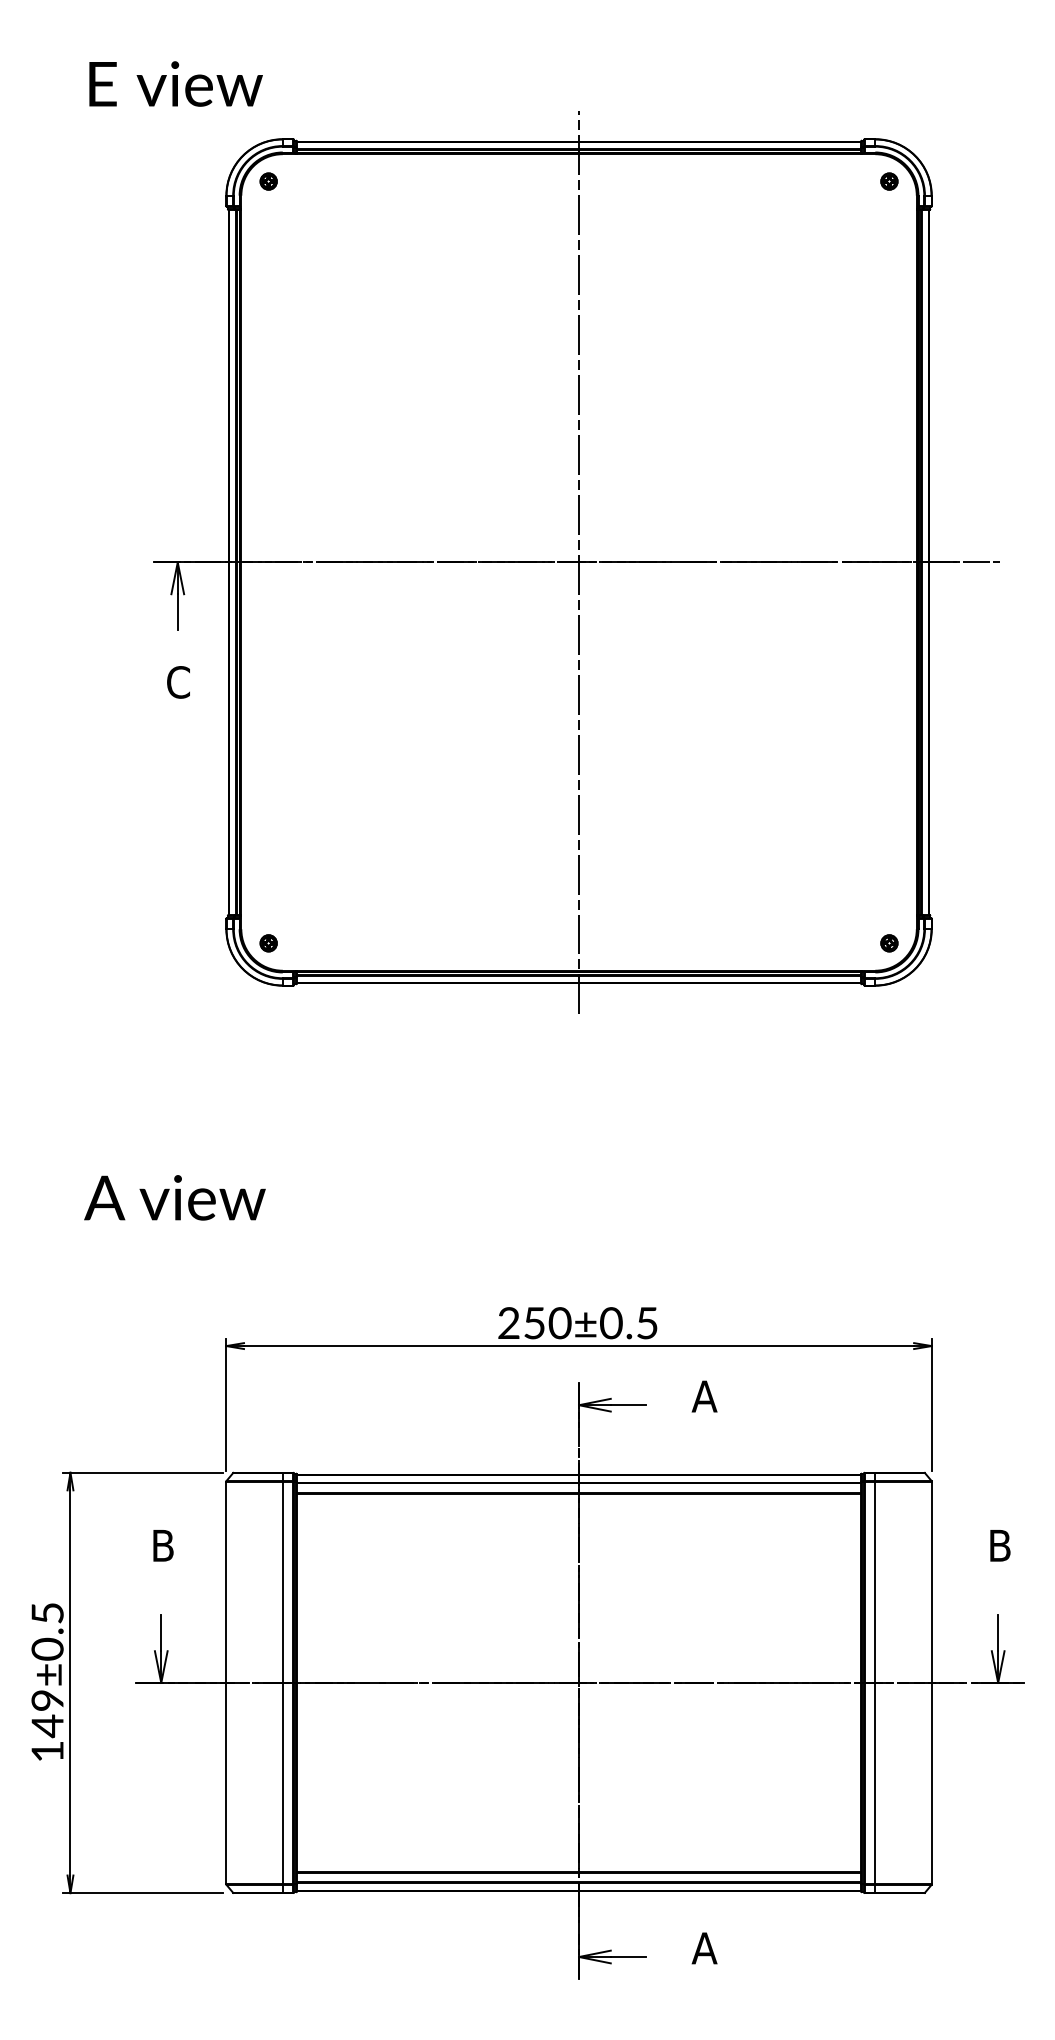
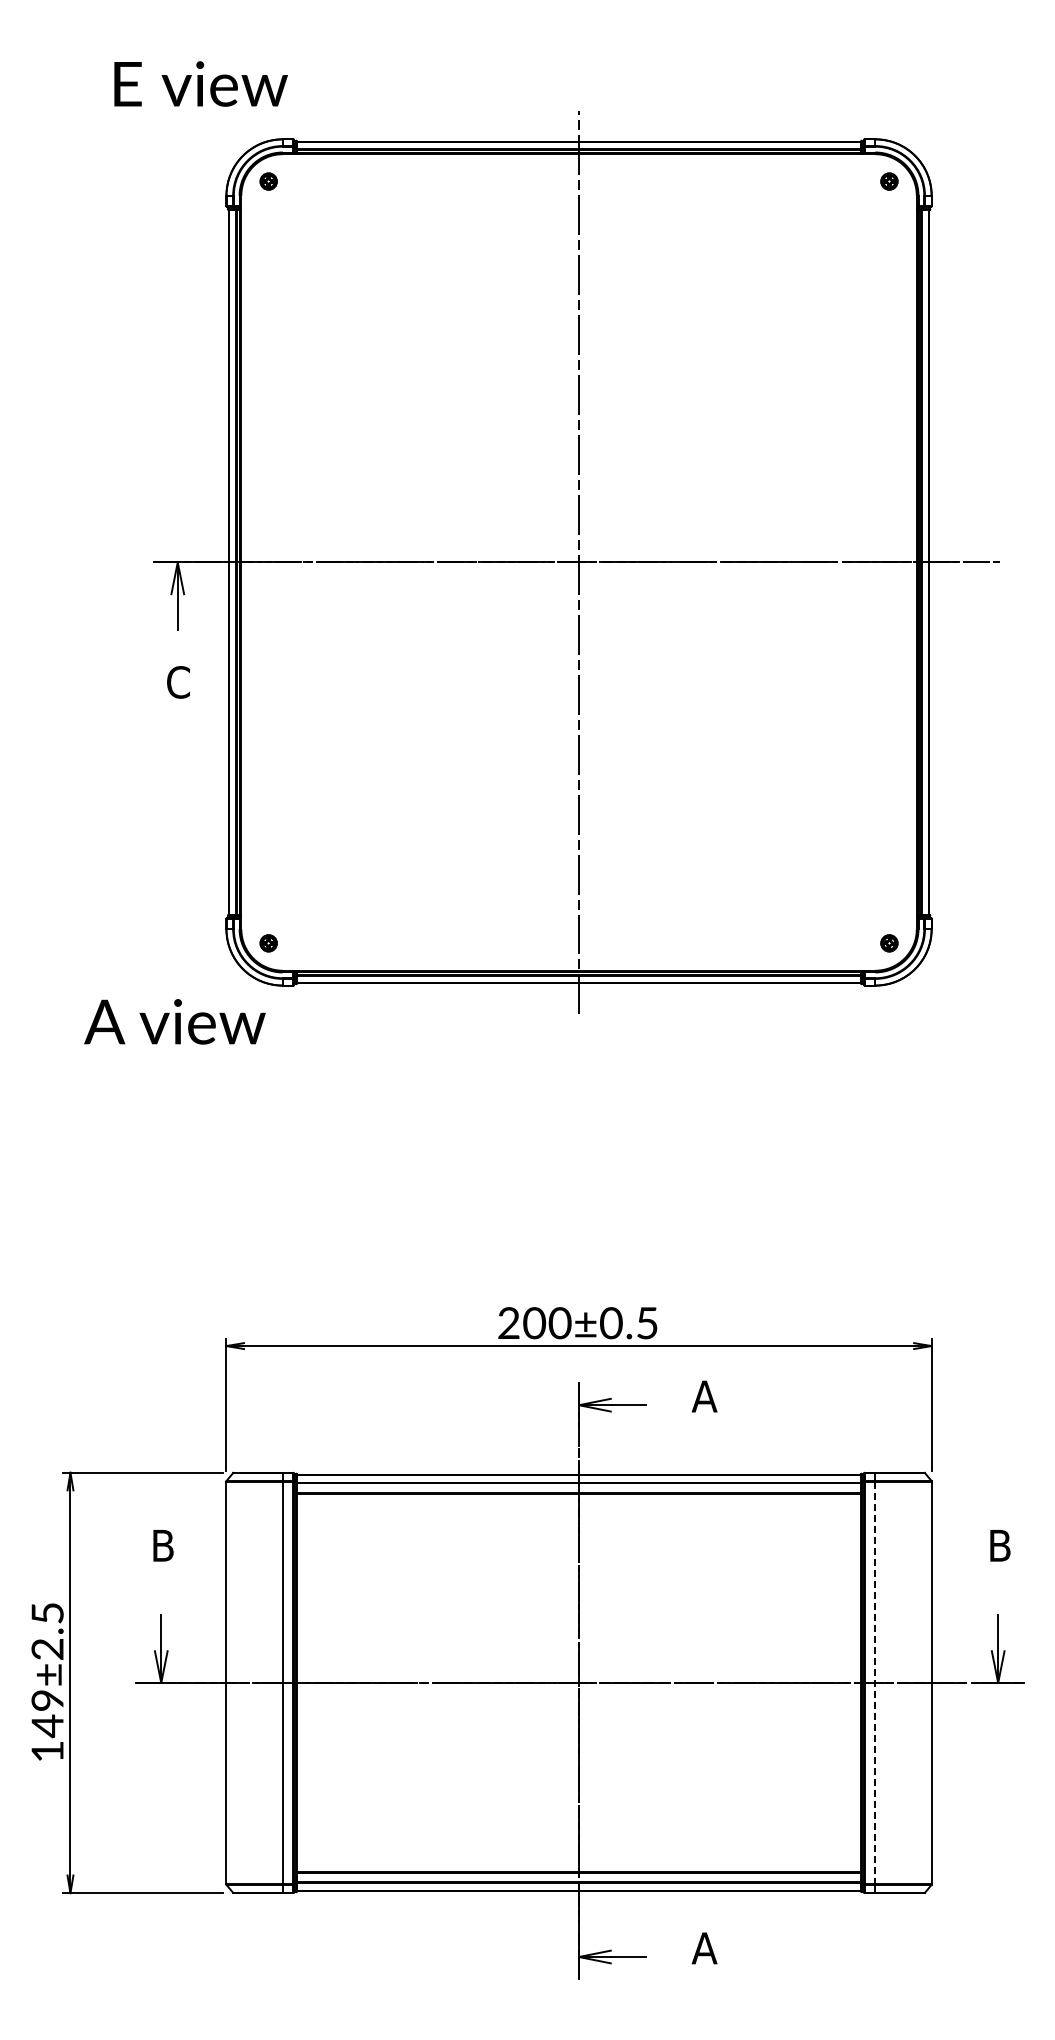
text position: (175, 83) -> (200, 83) (200, 83)
text position: (174, 1197) -> (174, 1021) (174, 1021)
text: 250±0.5 -> 200±0.5 (534, 1323)
text: 149±0.5 -> 149±2.5 (47, 1648)
line: solid -> dashed (875, 1683)
